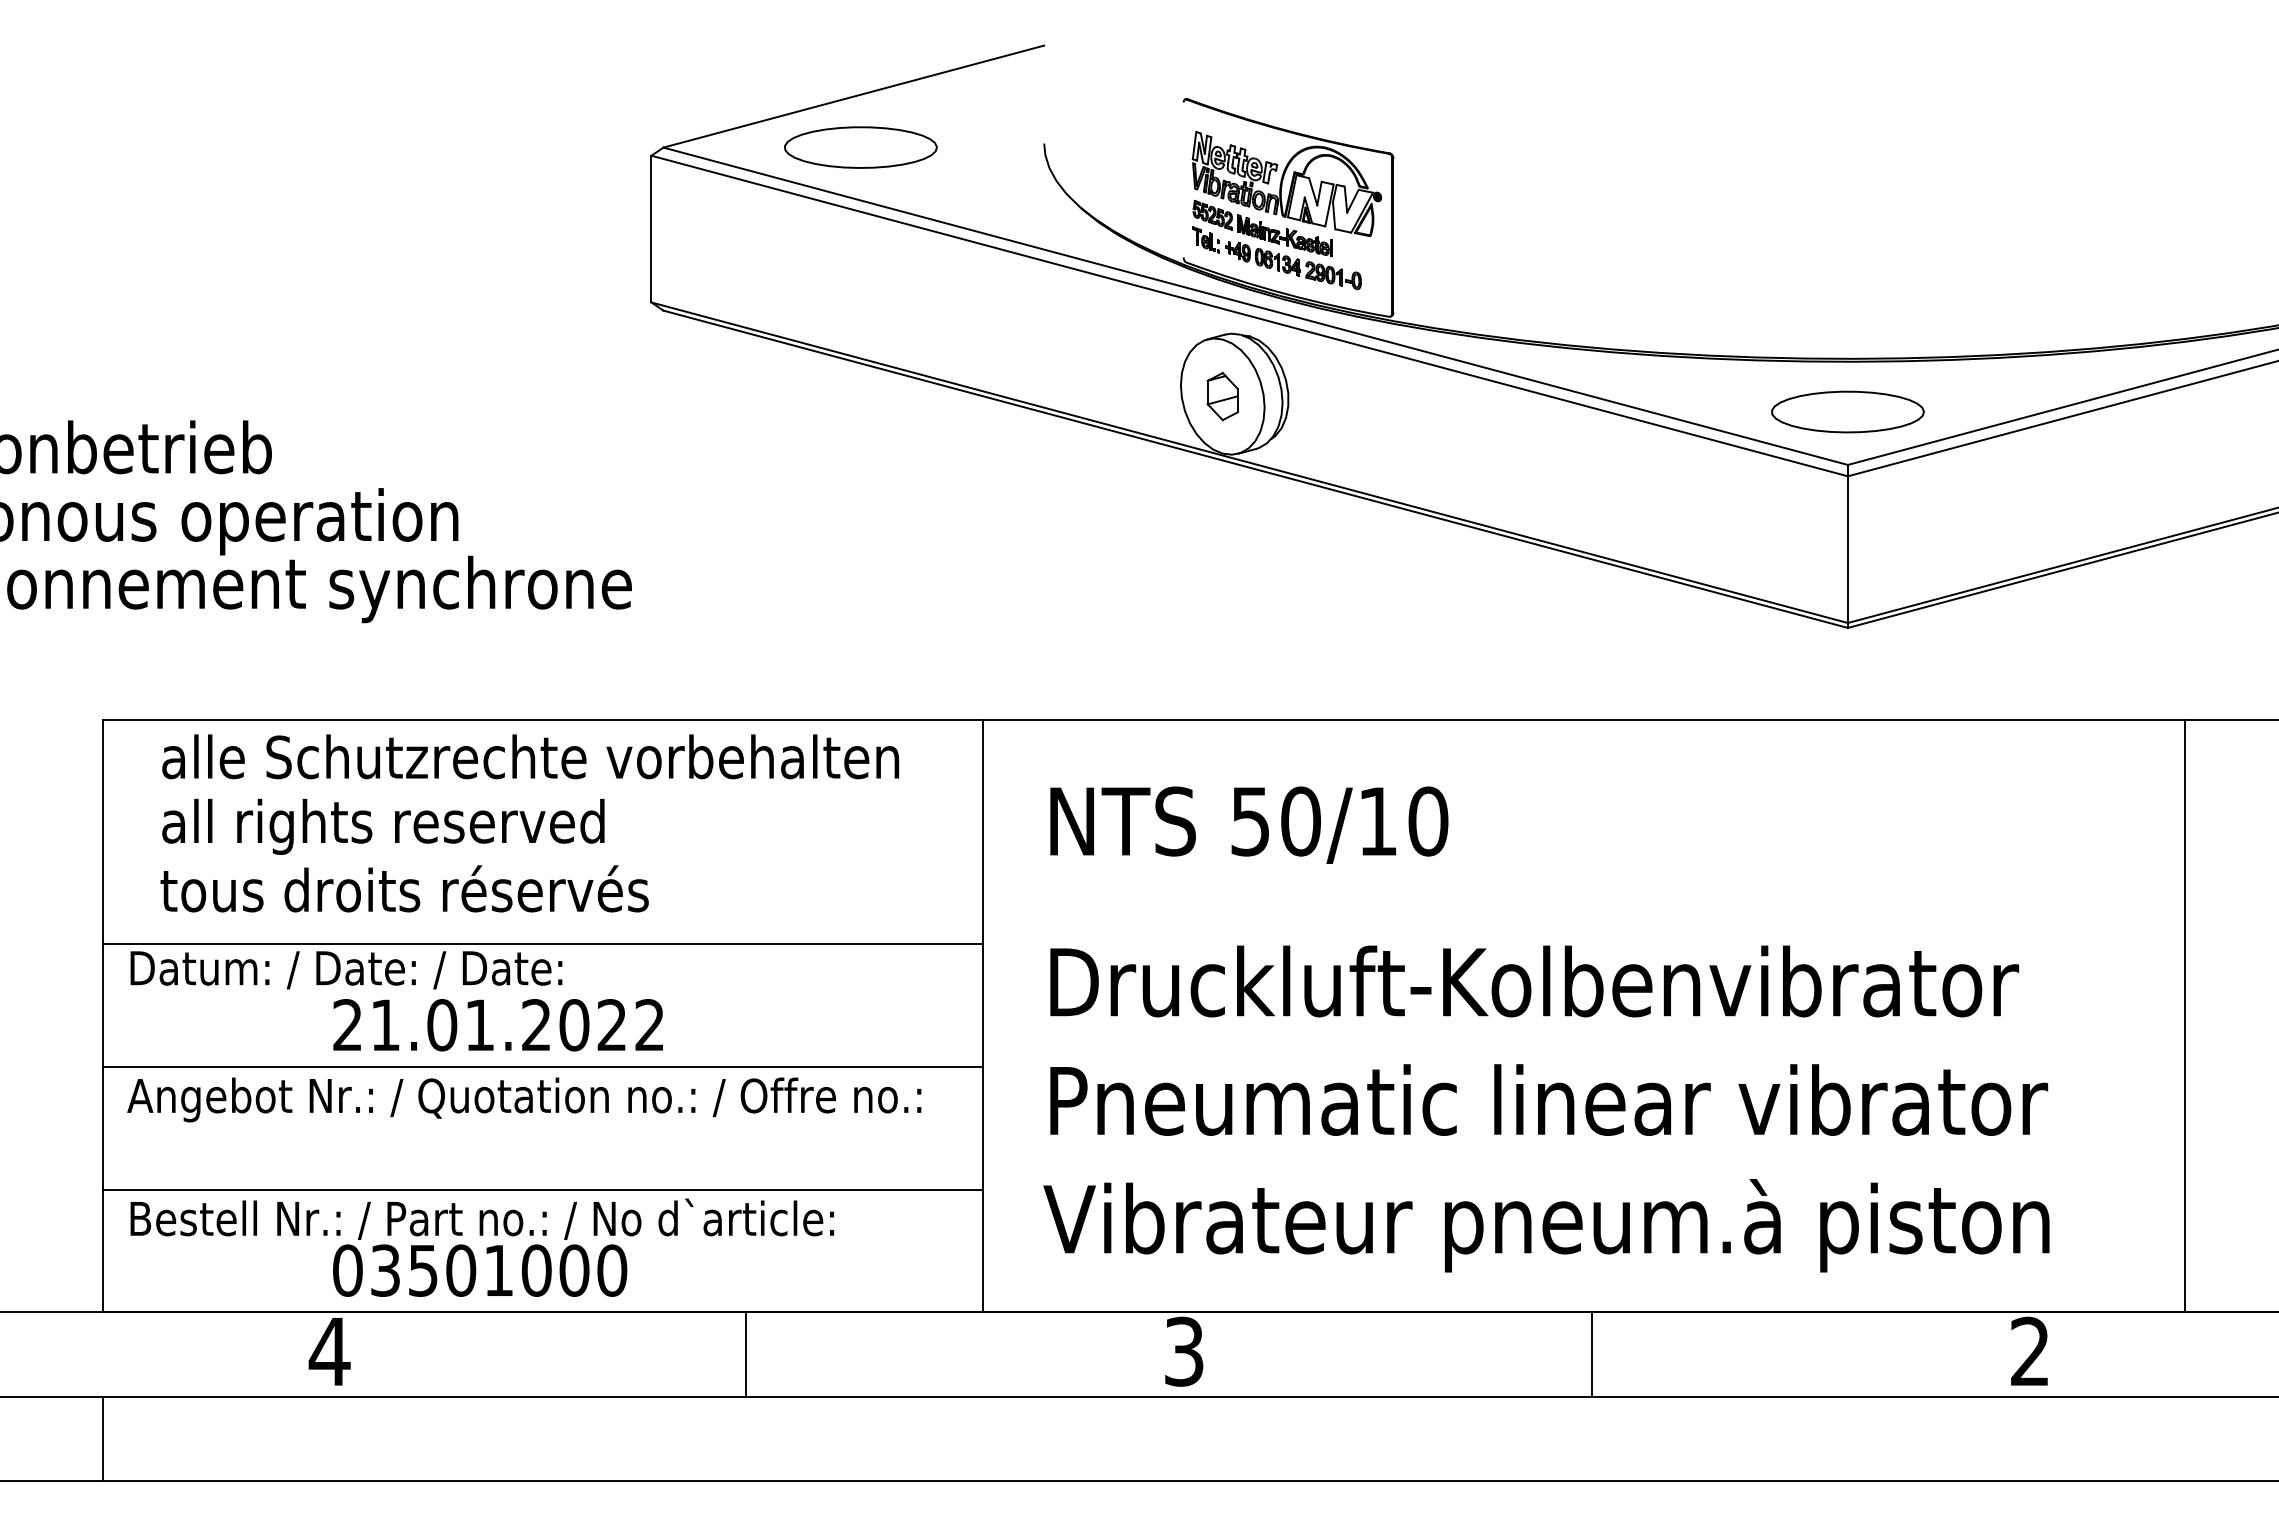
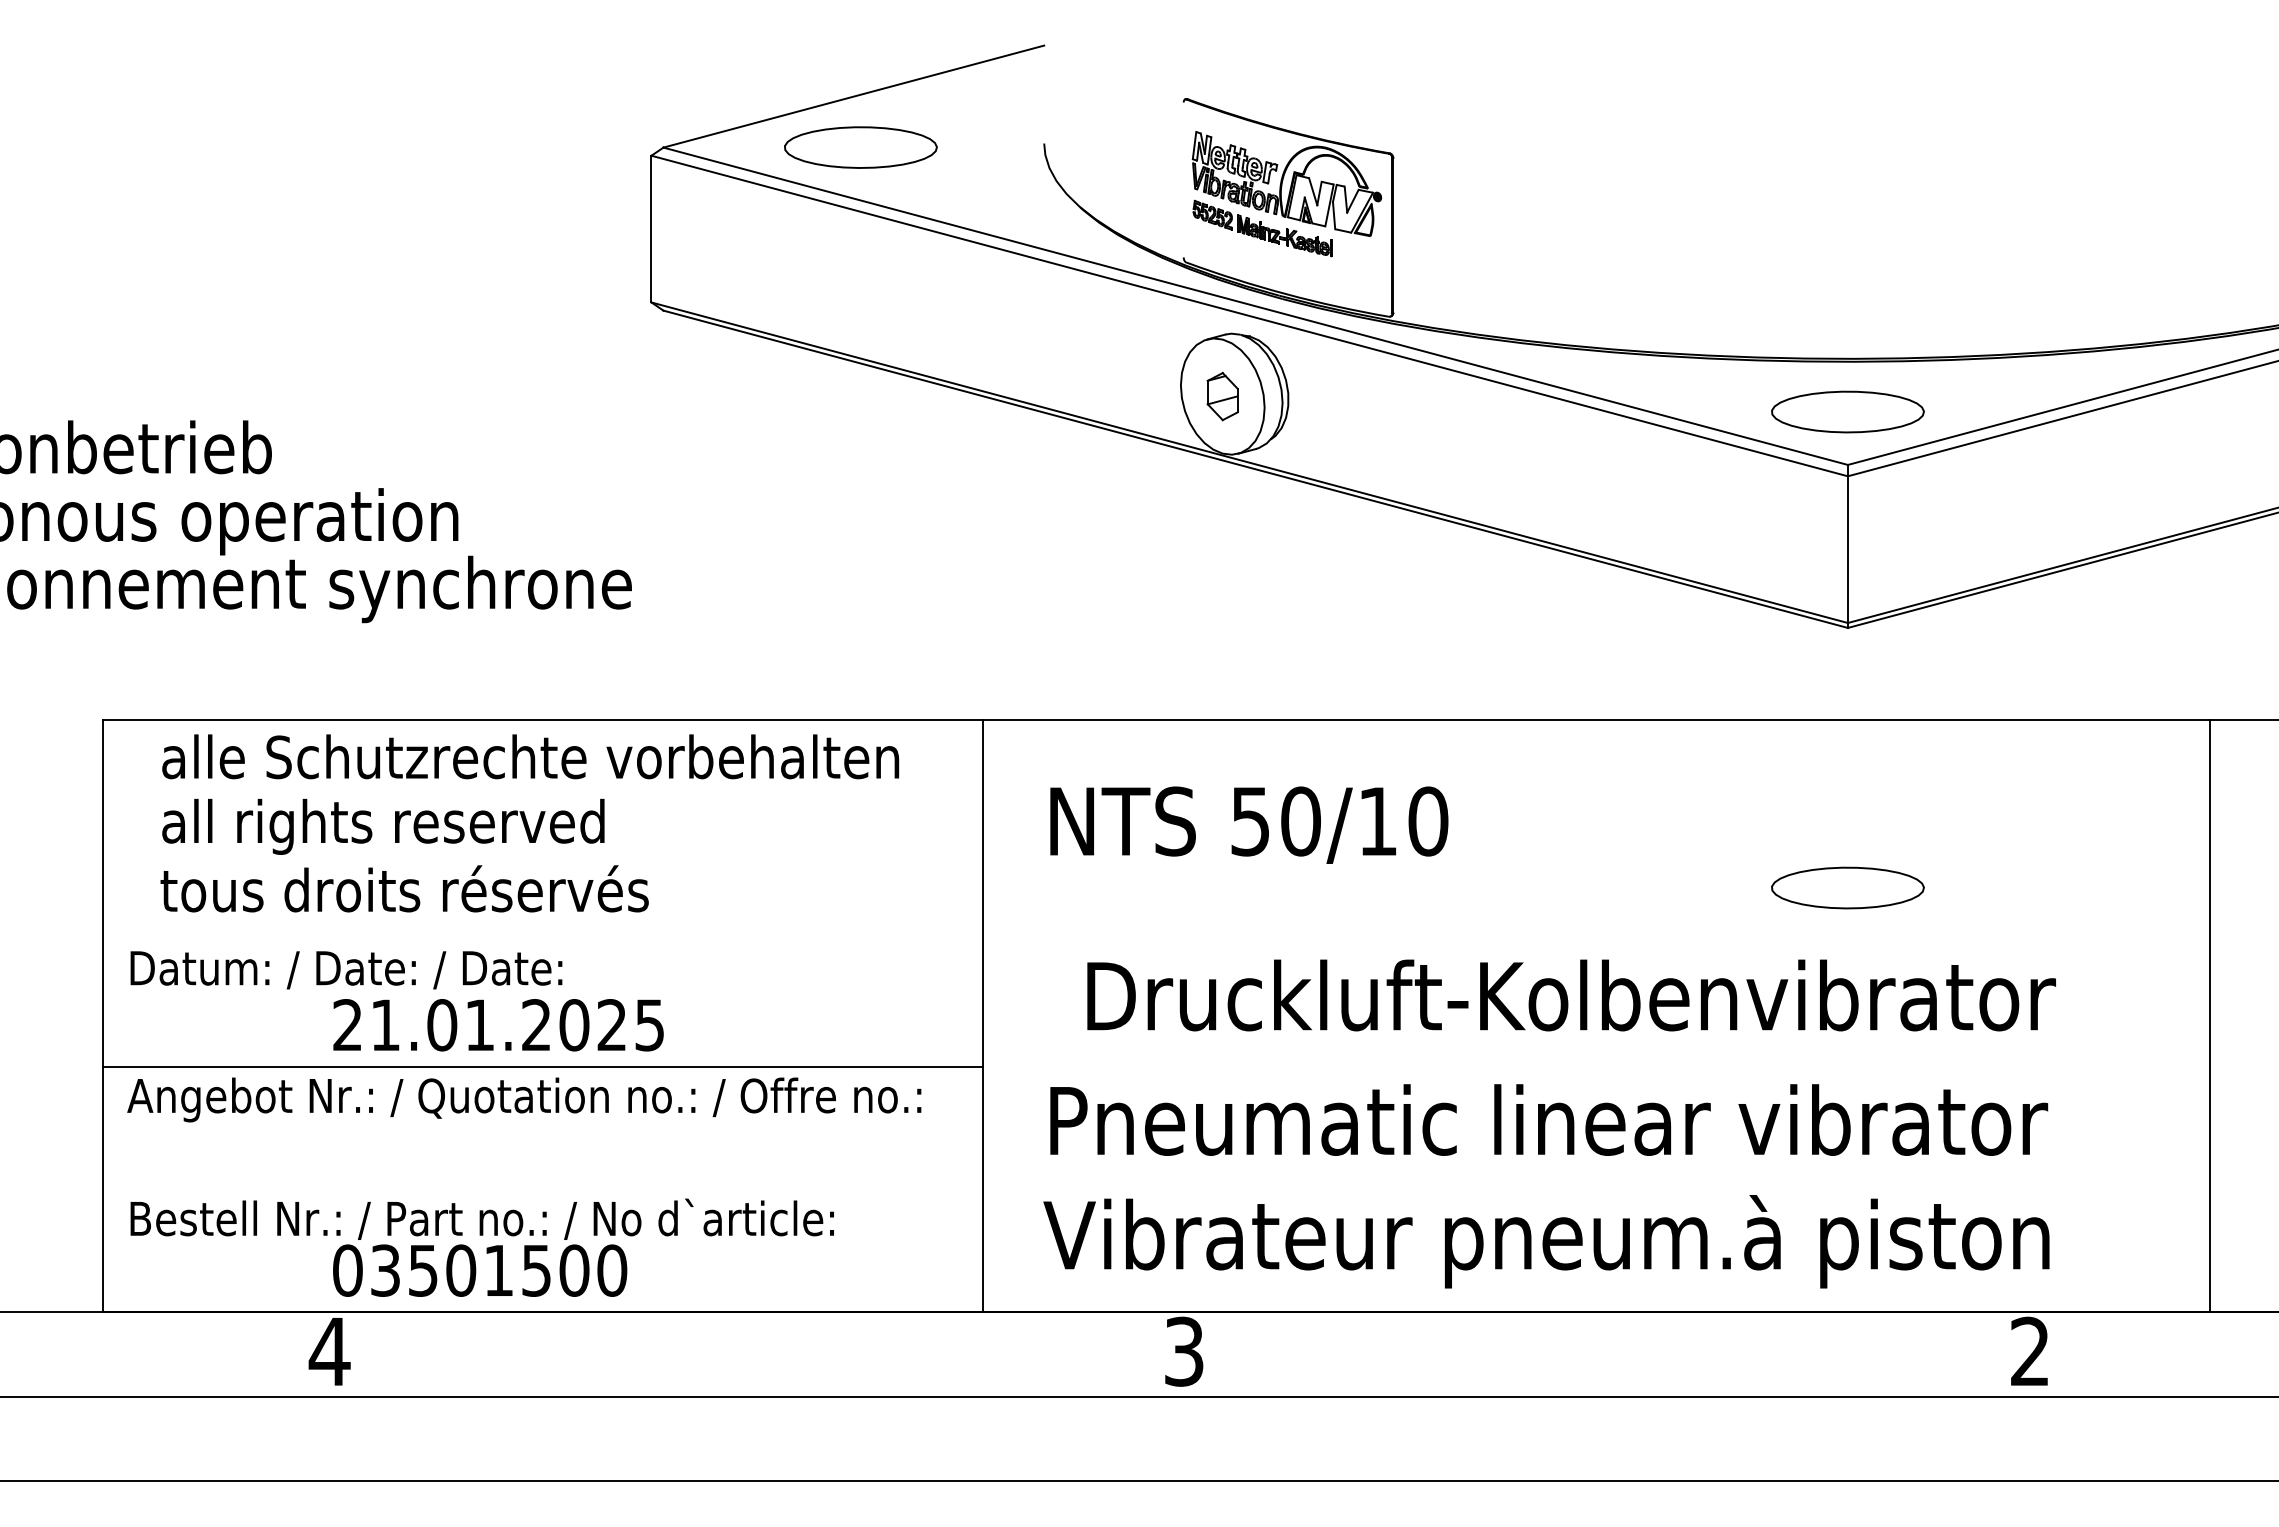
part: present -> none (1276, 258)
part: none -> present (1847, 887)
line: present -> none (543, 944)
text position: (1534, 981) -> (1571, 995) (1571, 995)
line position: (2184, 1015) -> (2209, 1015) (2209, 1015)
text: 21.01.2022 -> 21.01.2025 (649, 1025)
text position: (1549, 1099) -> (1549, 1119) (1549, 1119)
line: present -> none (543, 1189)
text position: (1546, 1225) -> (1546, 1241) (1546, 1241)
text: 03501000 -> 03501500 (536, 1270)
line: present -> none (746, 1354)
line: present -> none (1592, 1354)
line: present -> none (103, 1438)
